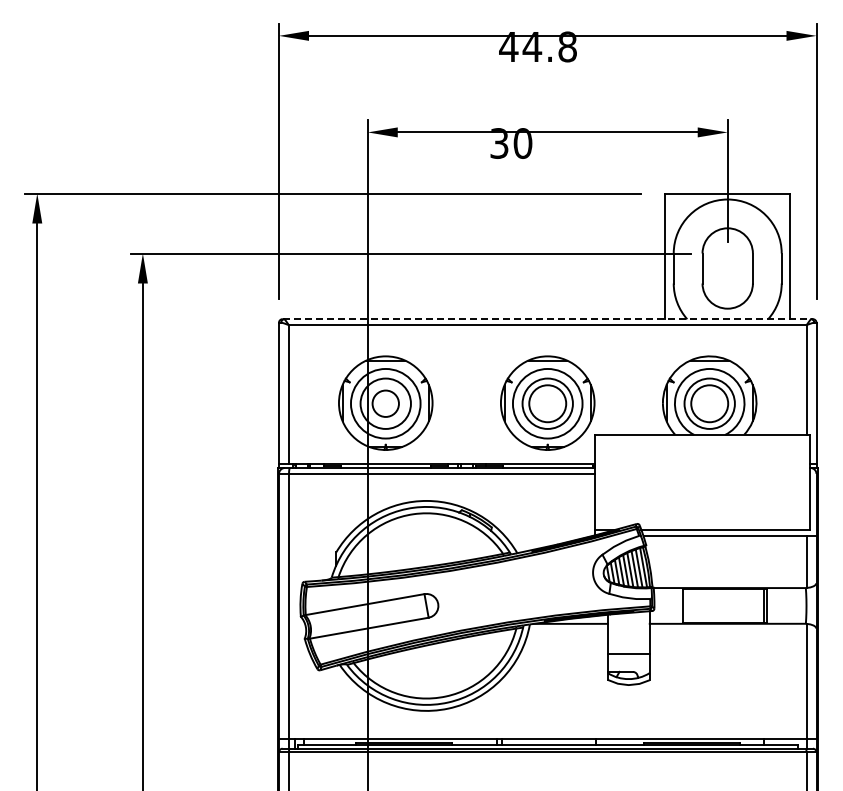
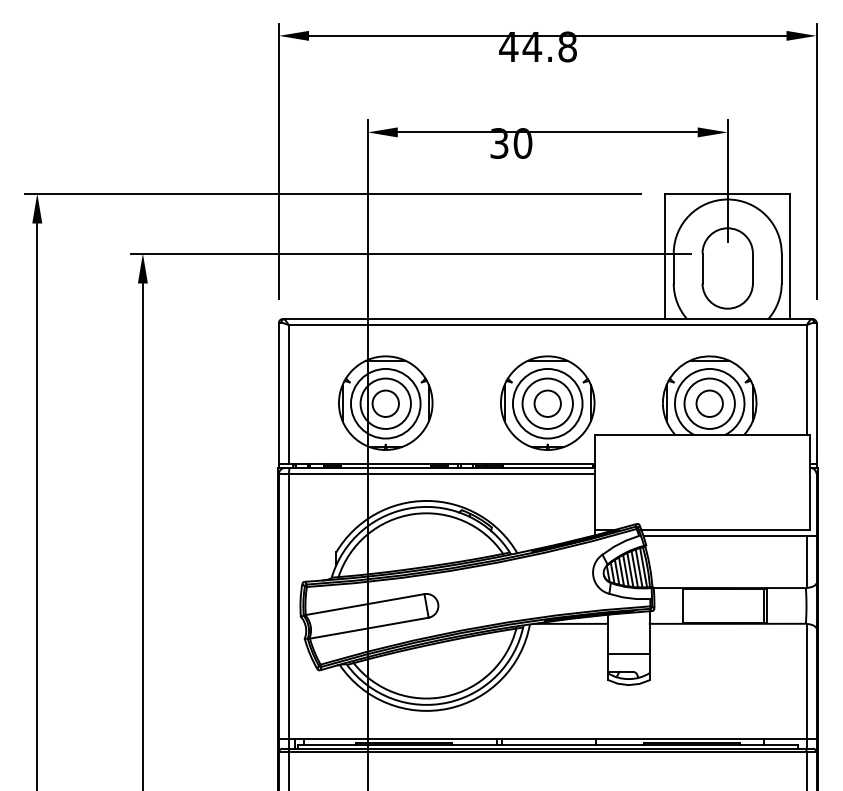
line: dashed -> solid (548, 319)
circle diameter: 37 px -> 26 px (547, 403)
circle diameter: 37 px -> 26 px (709, 403)
